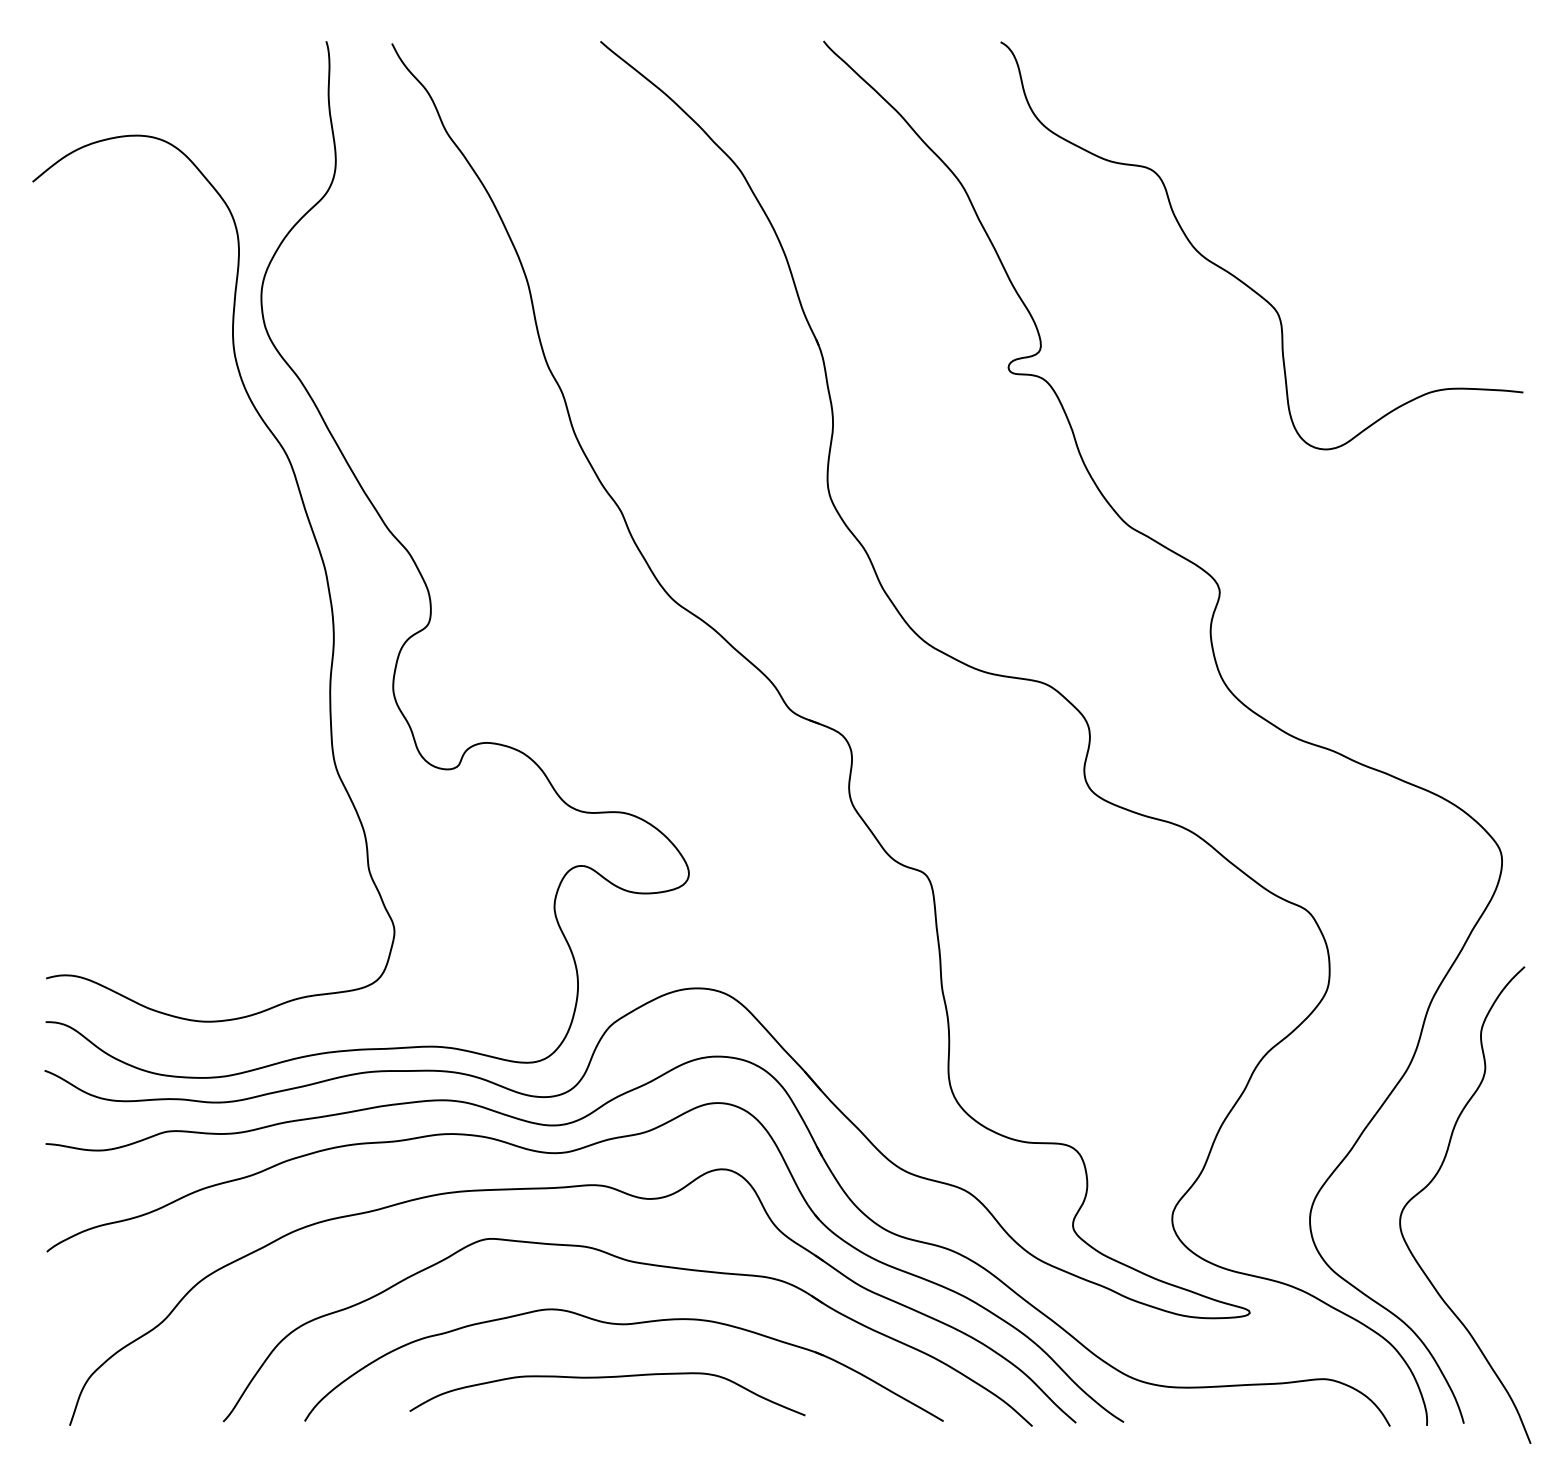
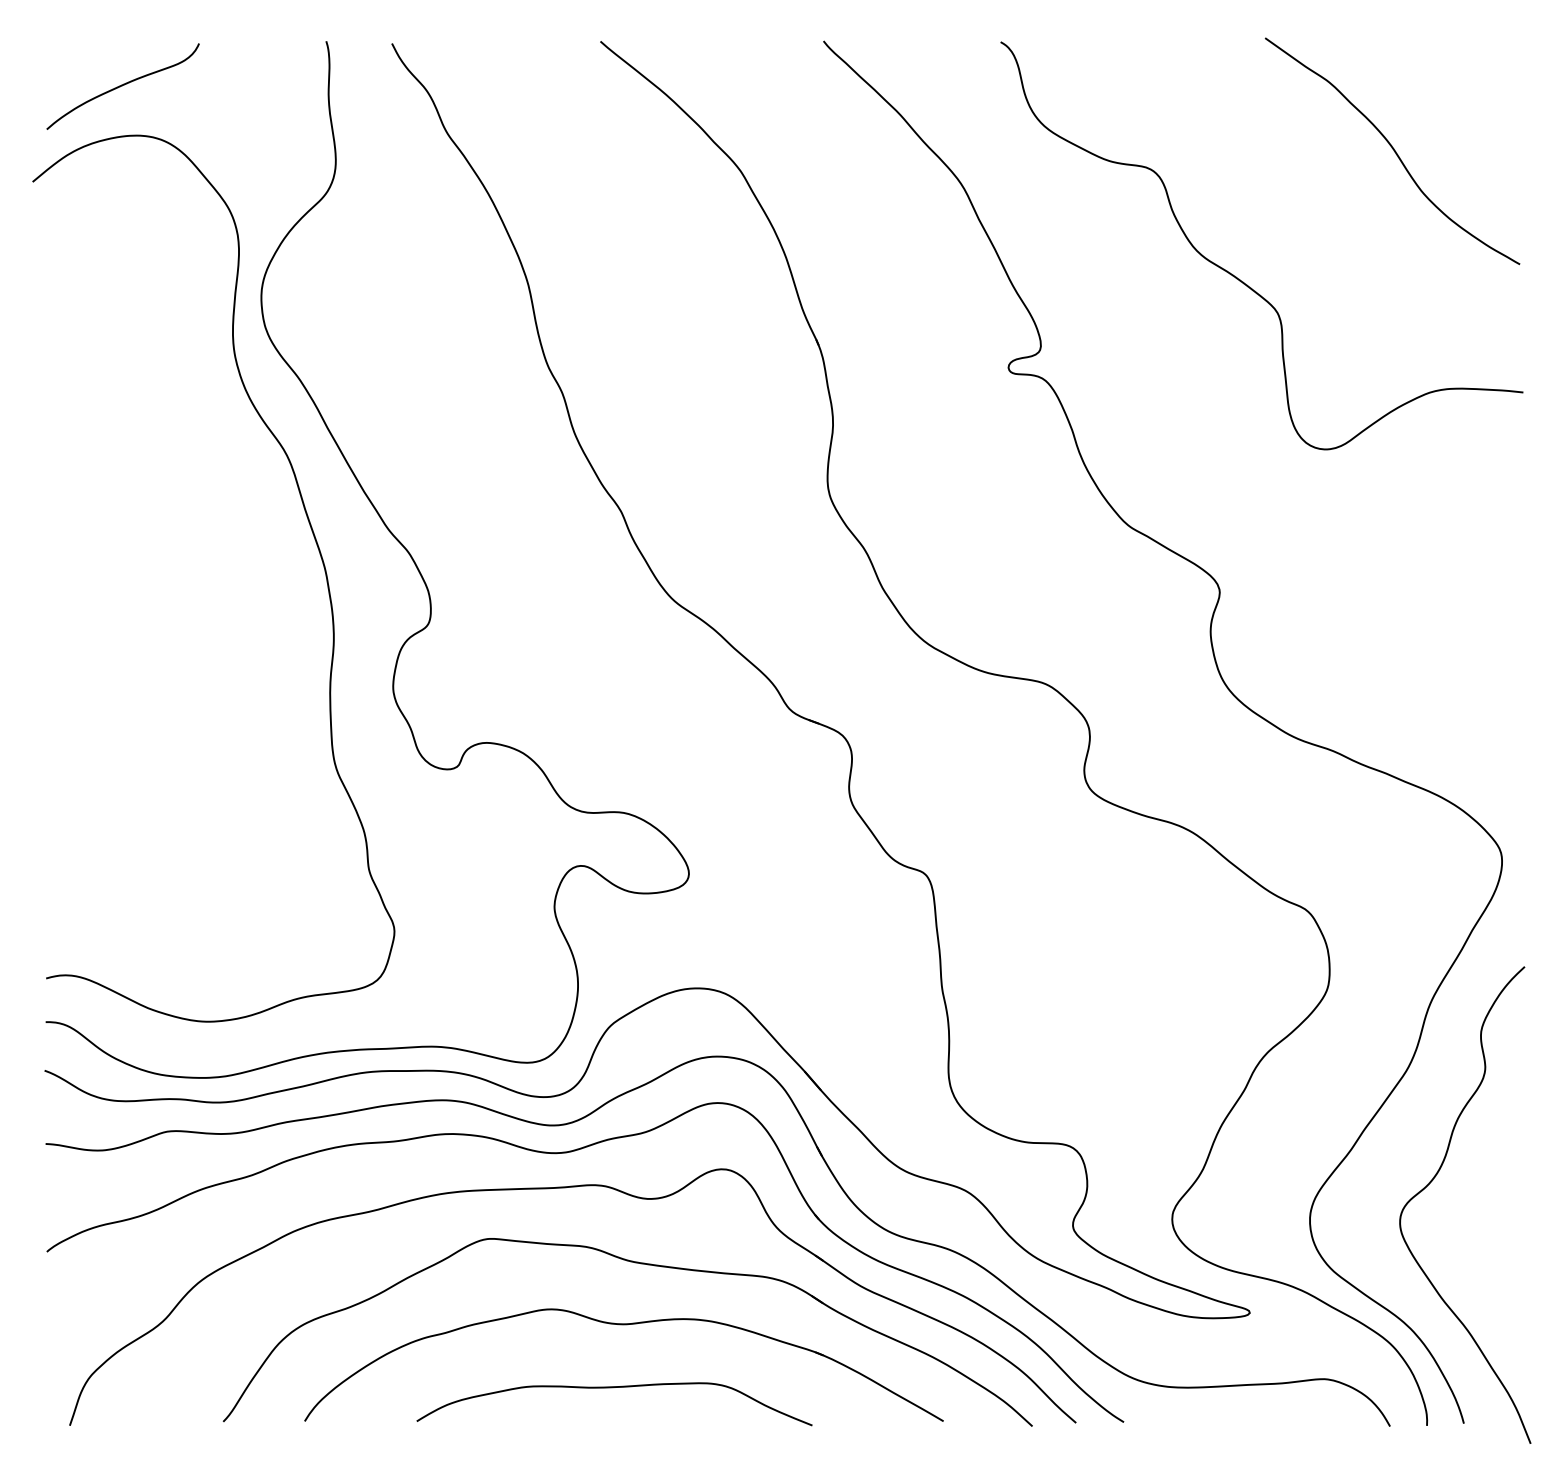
curve: none -> present (122, 86)
curve: none -> present (1392, 149)
curve position: (606, 1378) -> (613, 1388) (613, 1388)
